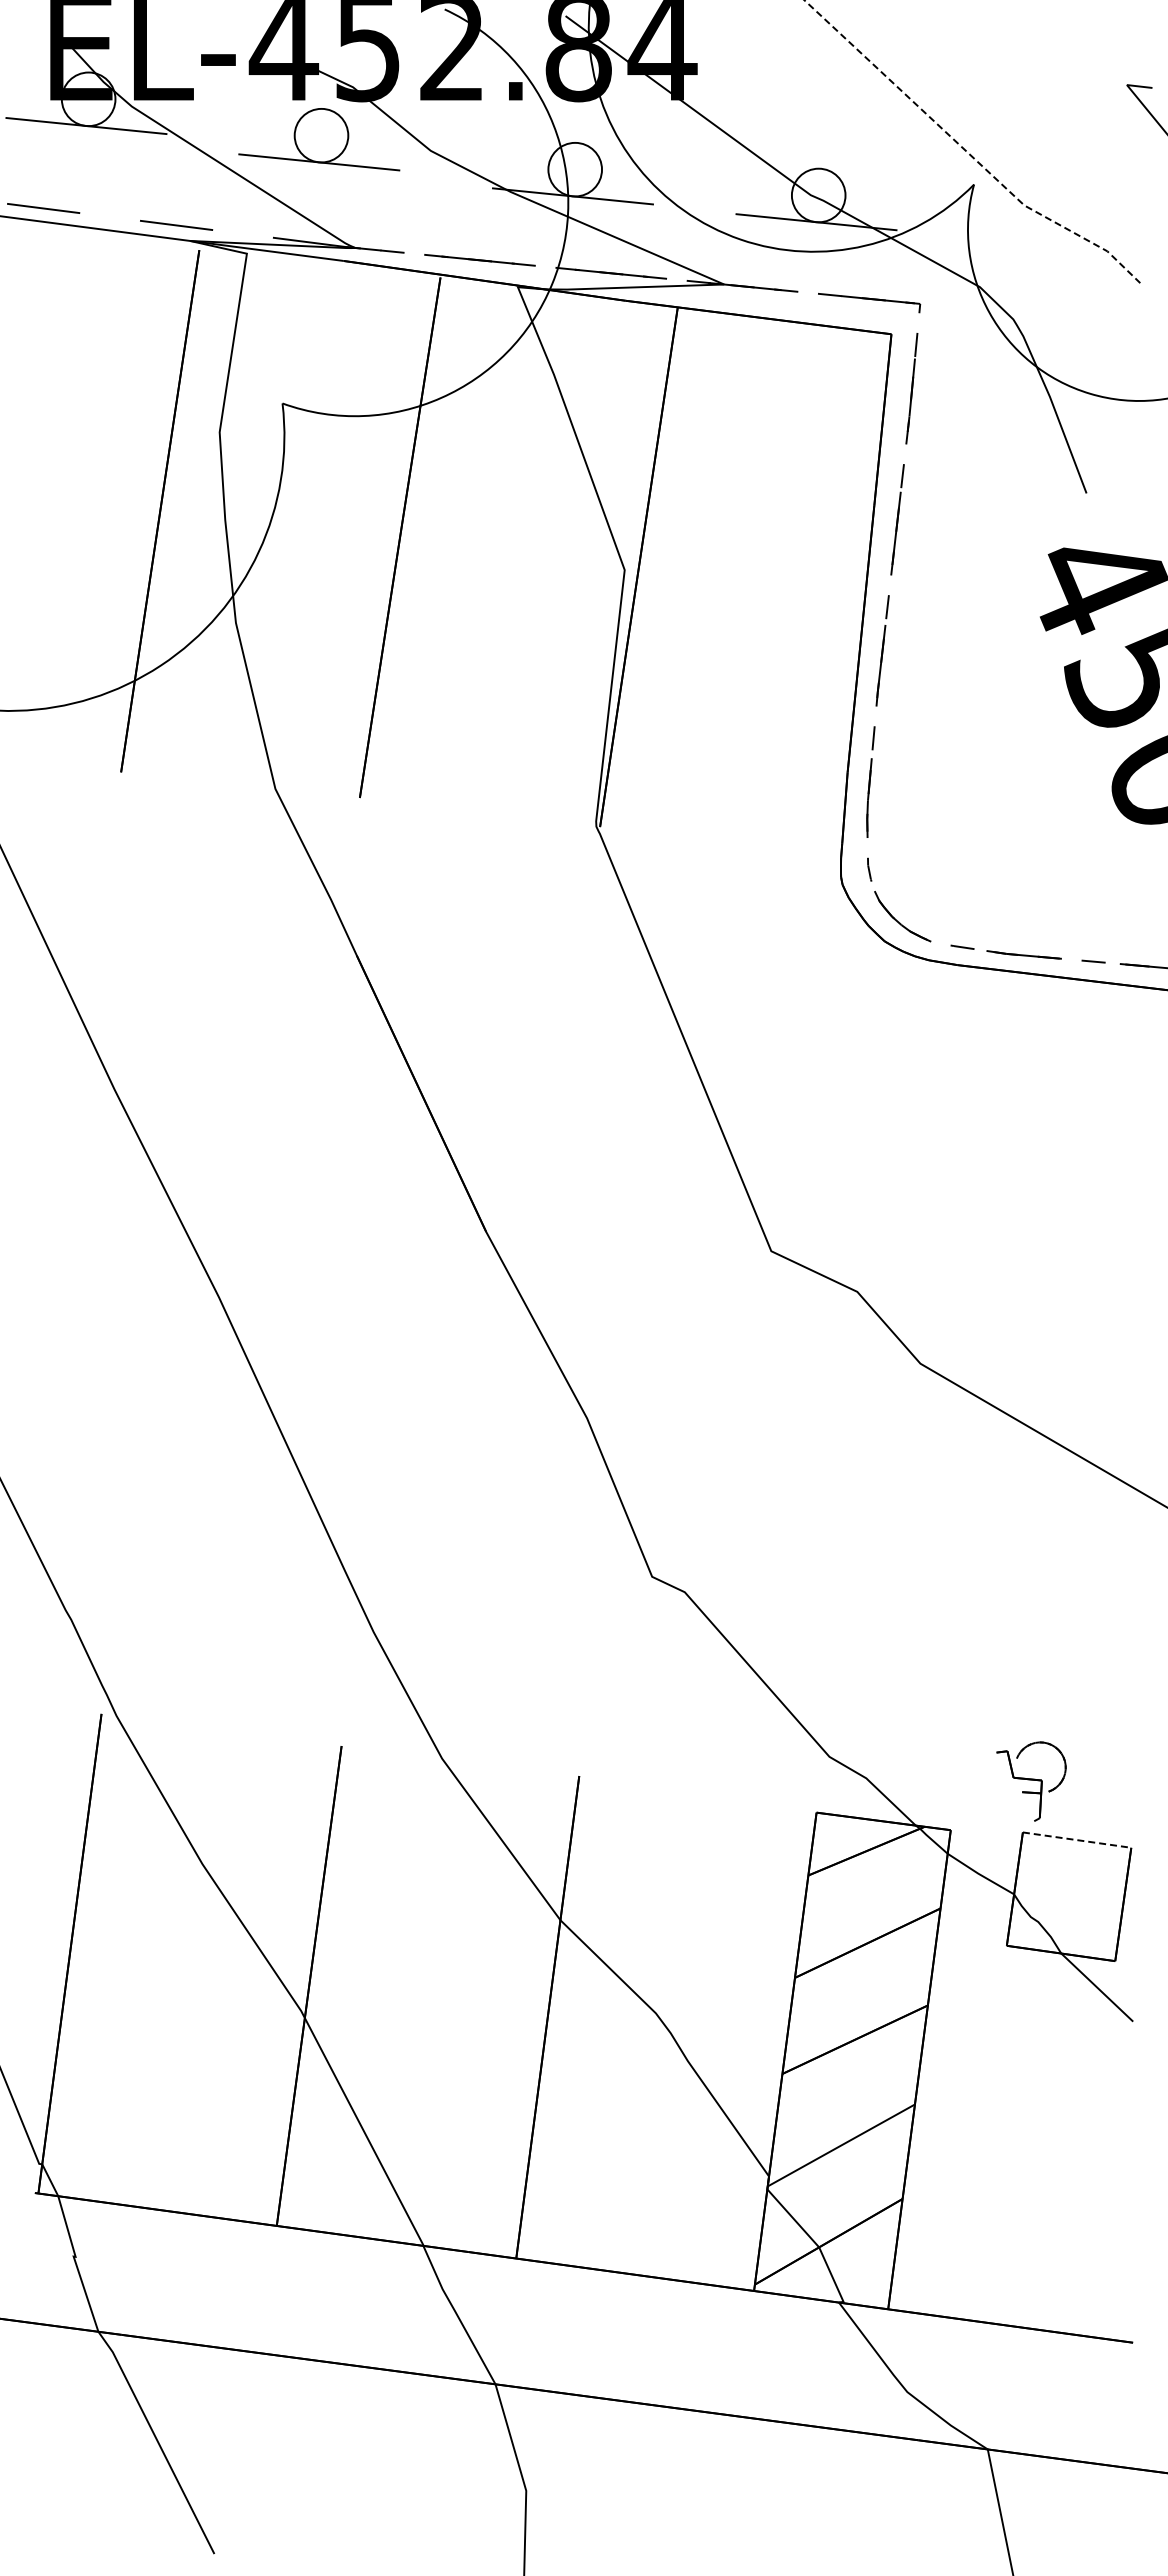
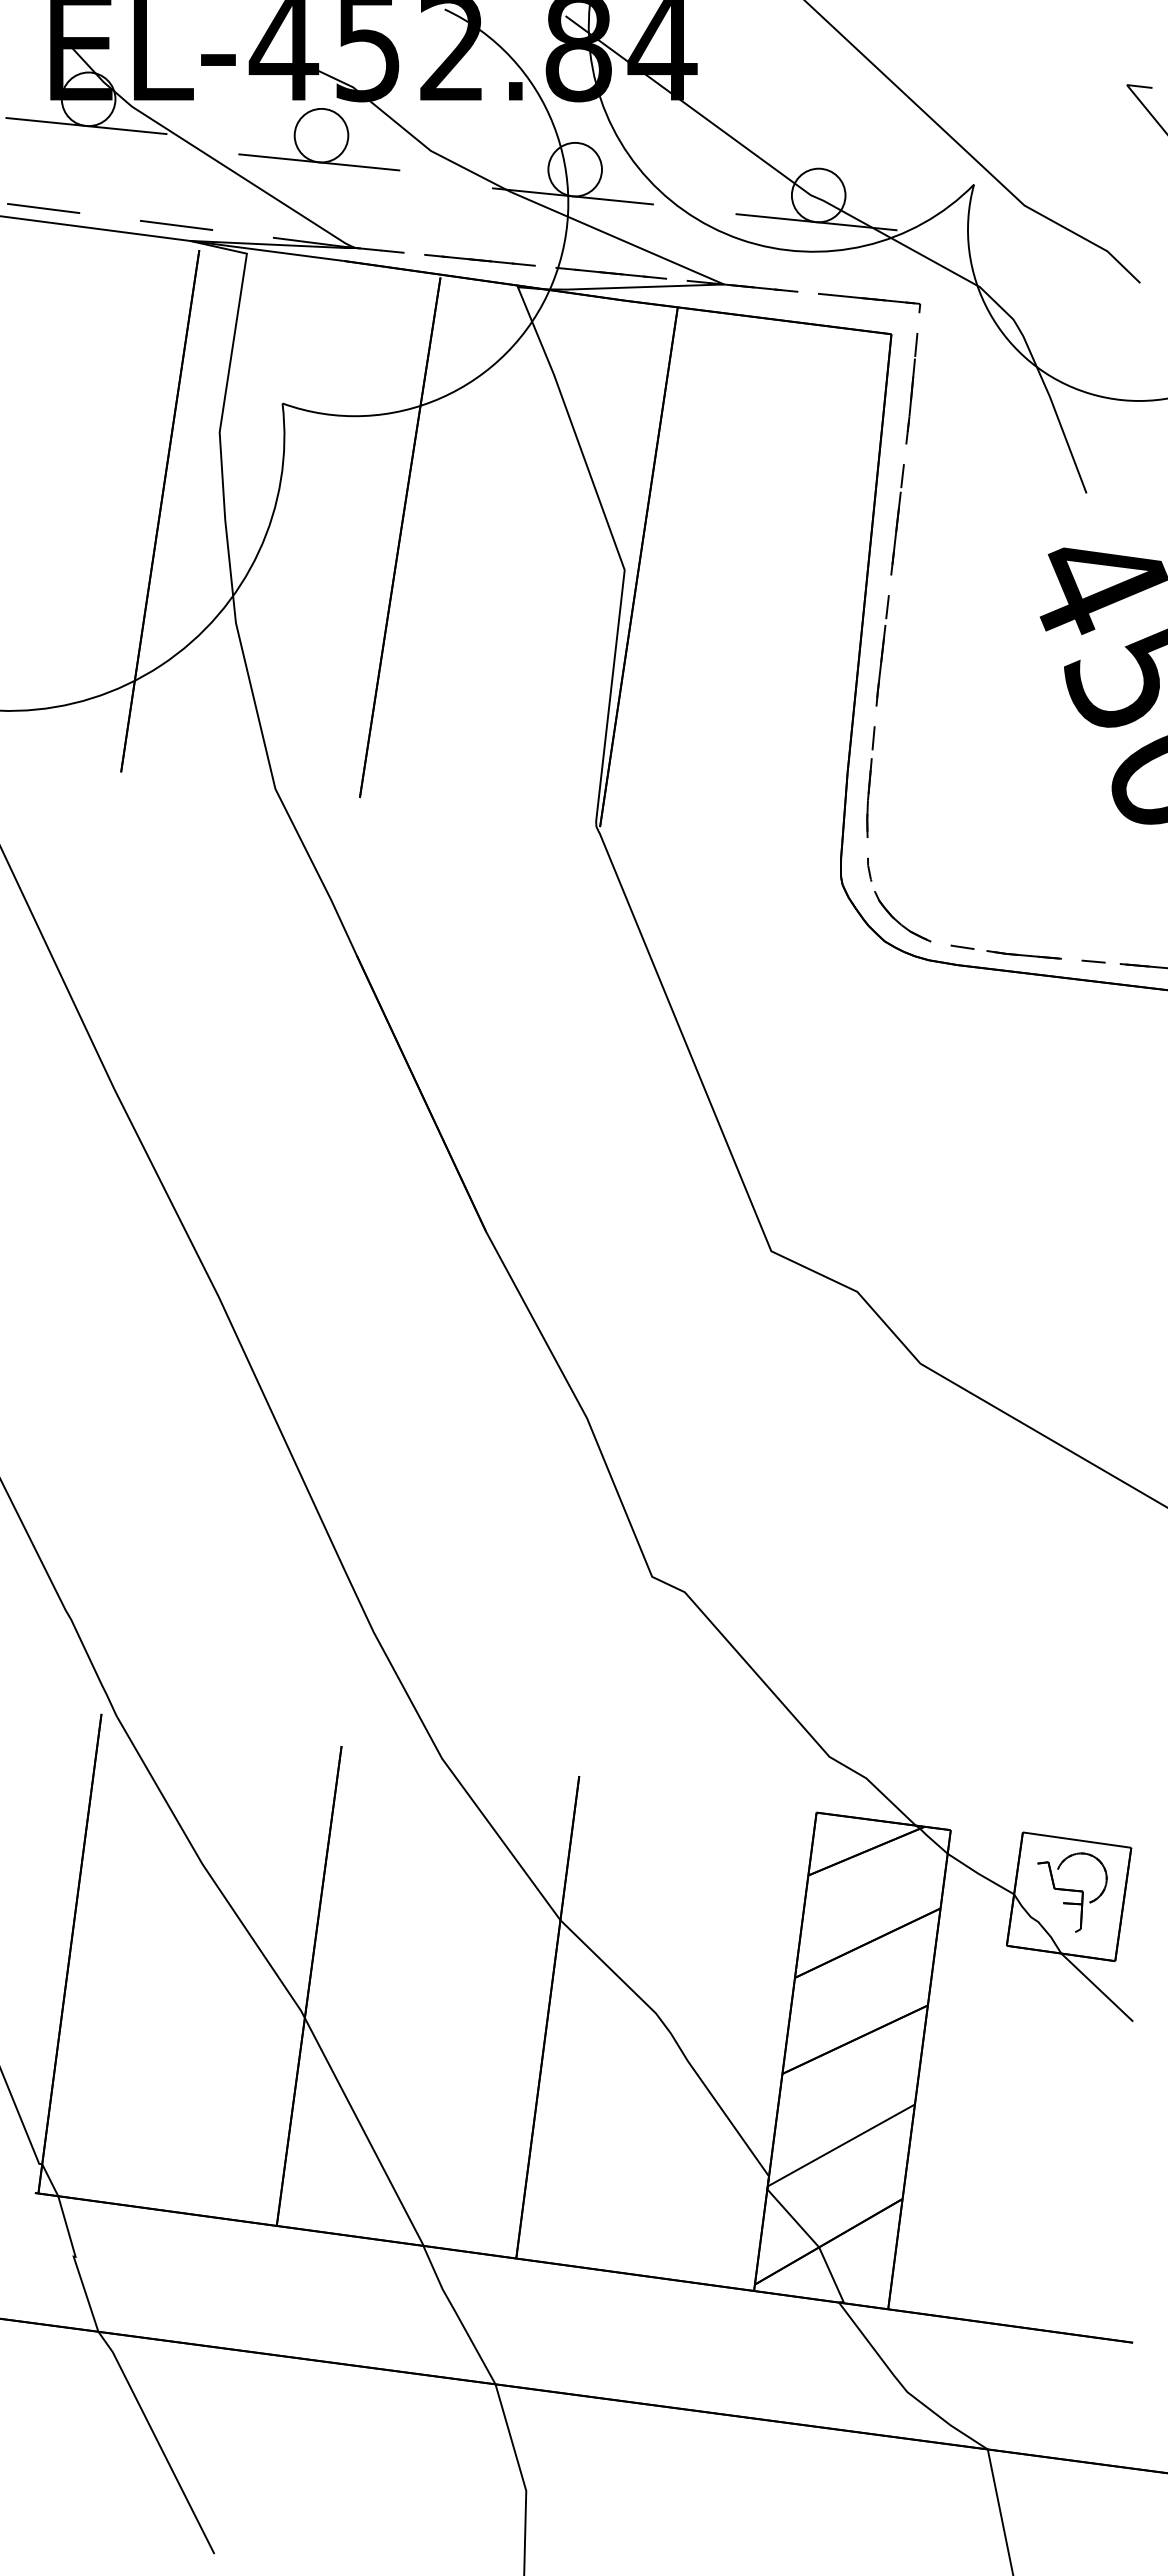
line: dashed -> solid (966, 151)
part position: (1031, 1781) -> (1072, 1892) (1072, 1892)
line: dashed -> solid (1077, 1840)
